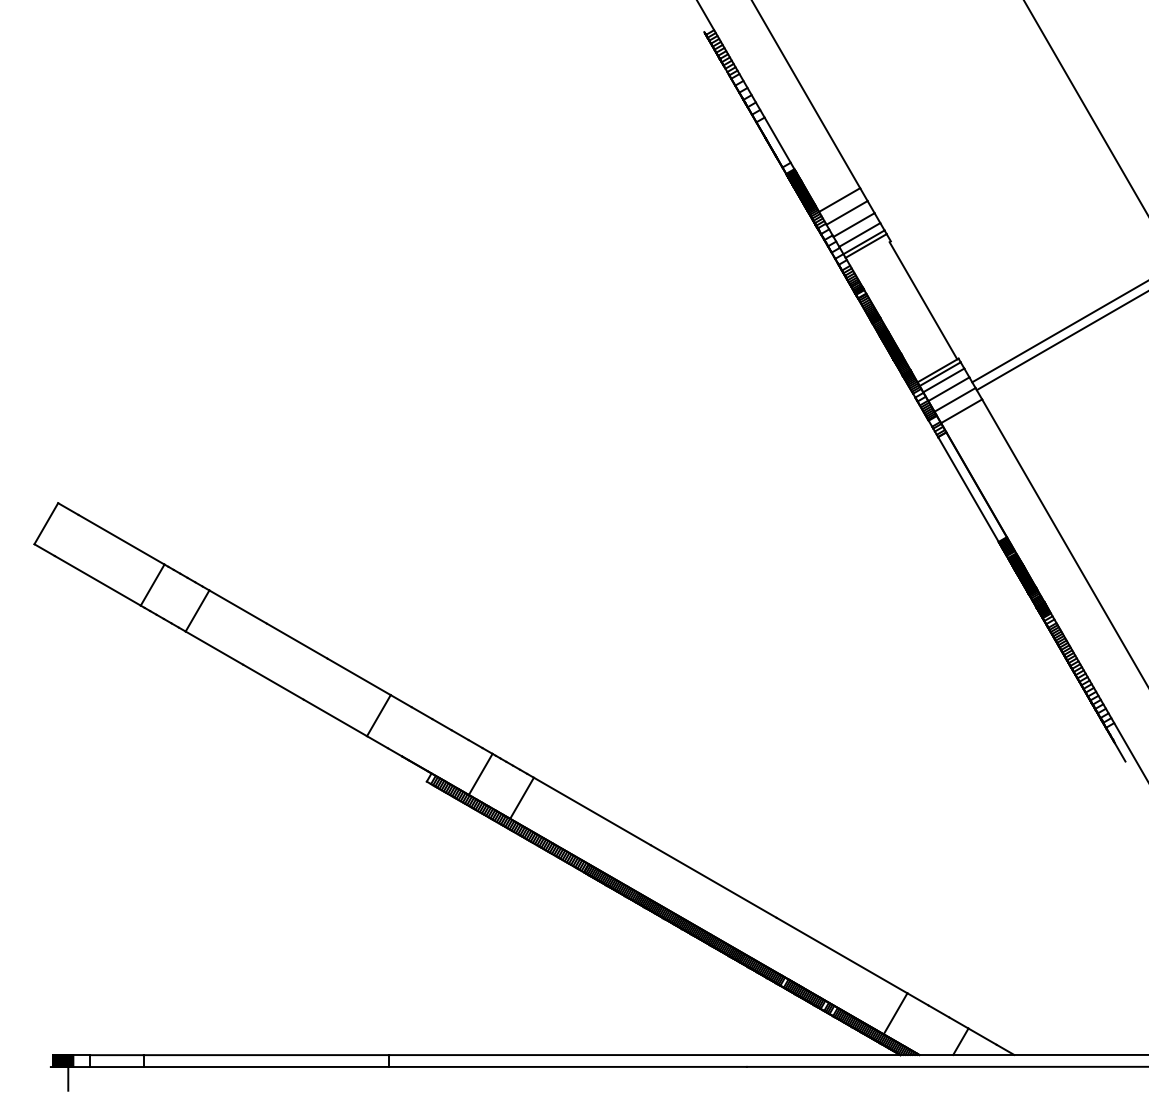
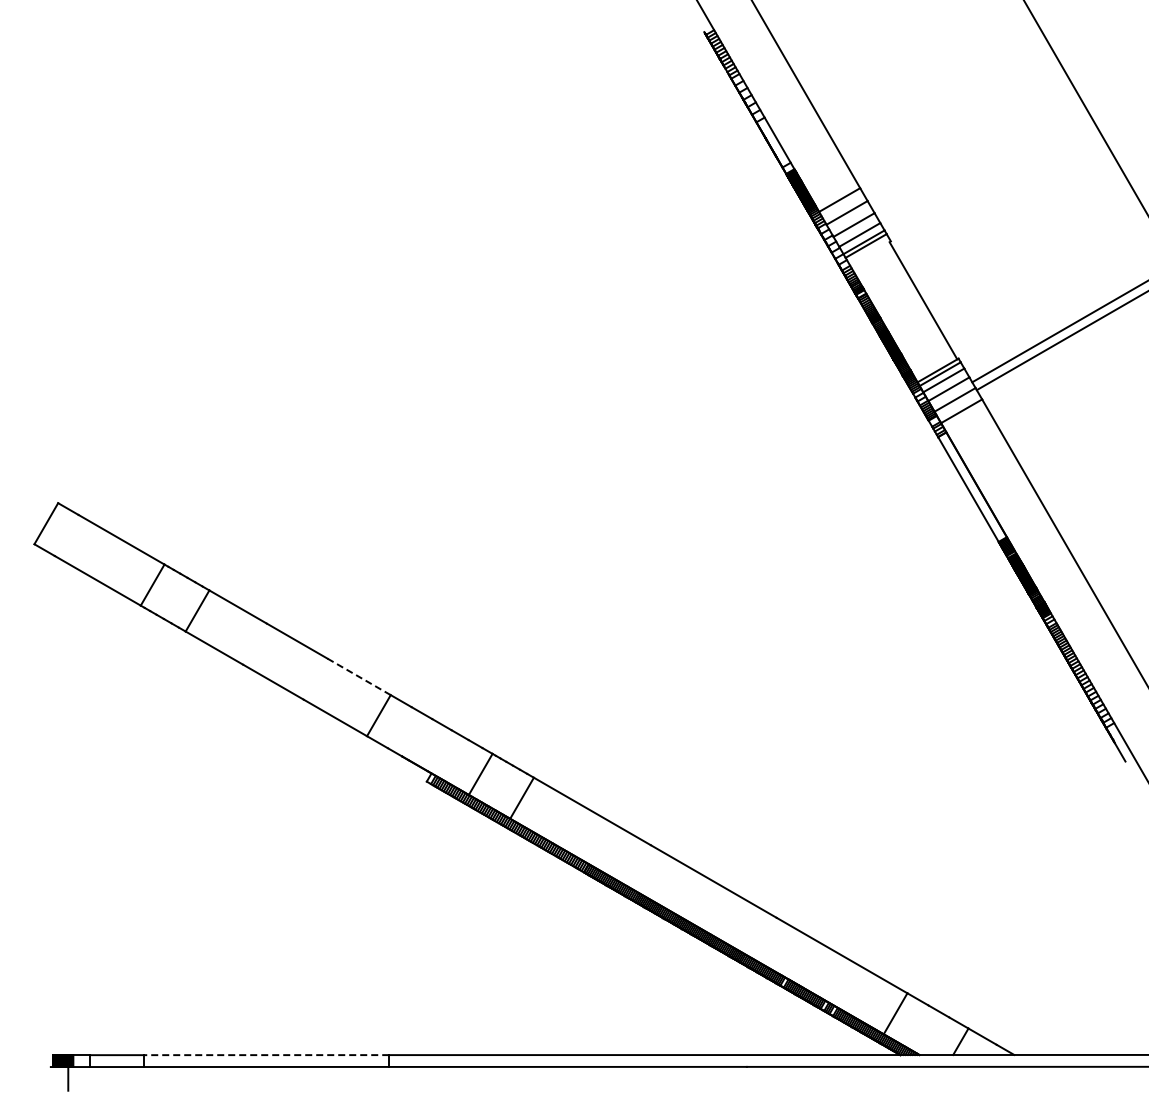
line: solid -> dashed (359, 676)
line: solid -> dashed (266, 1055)
